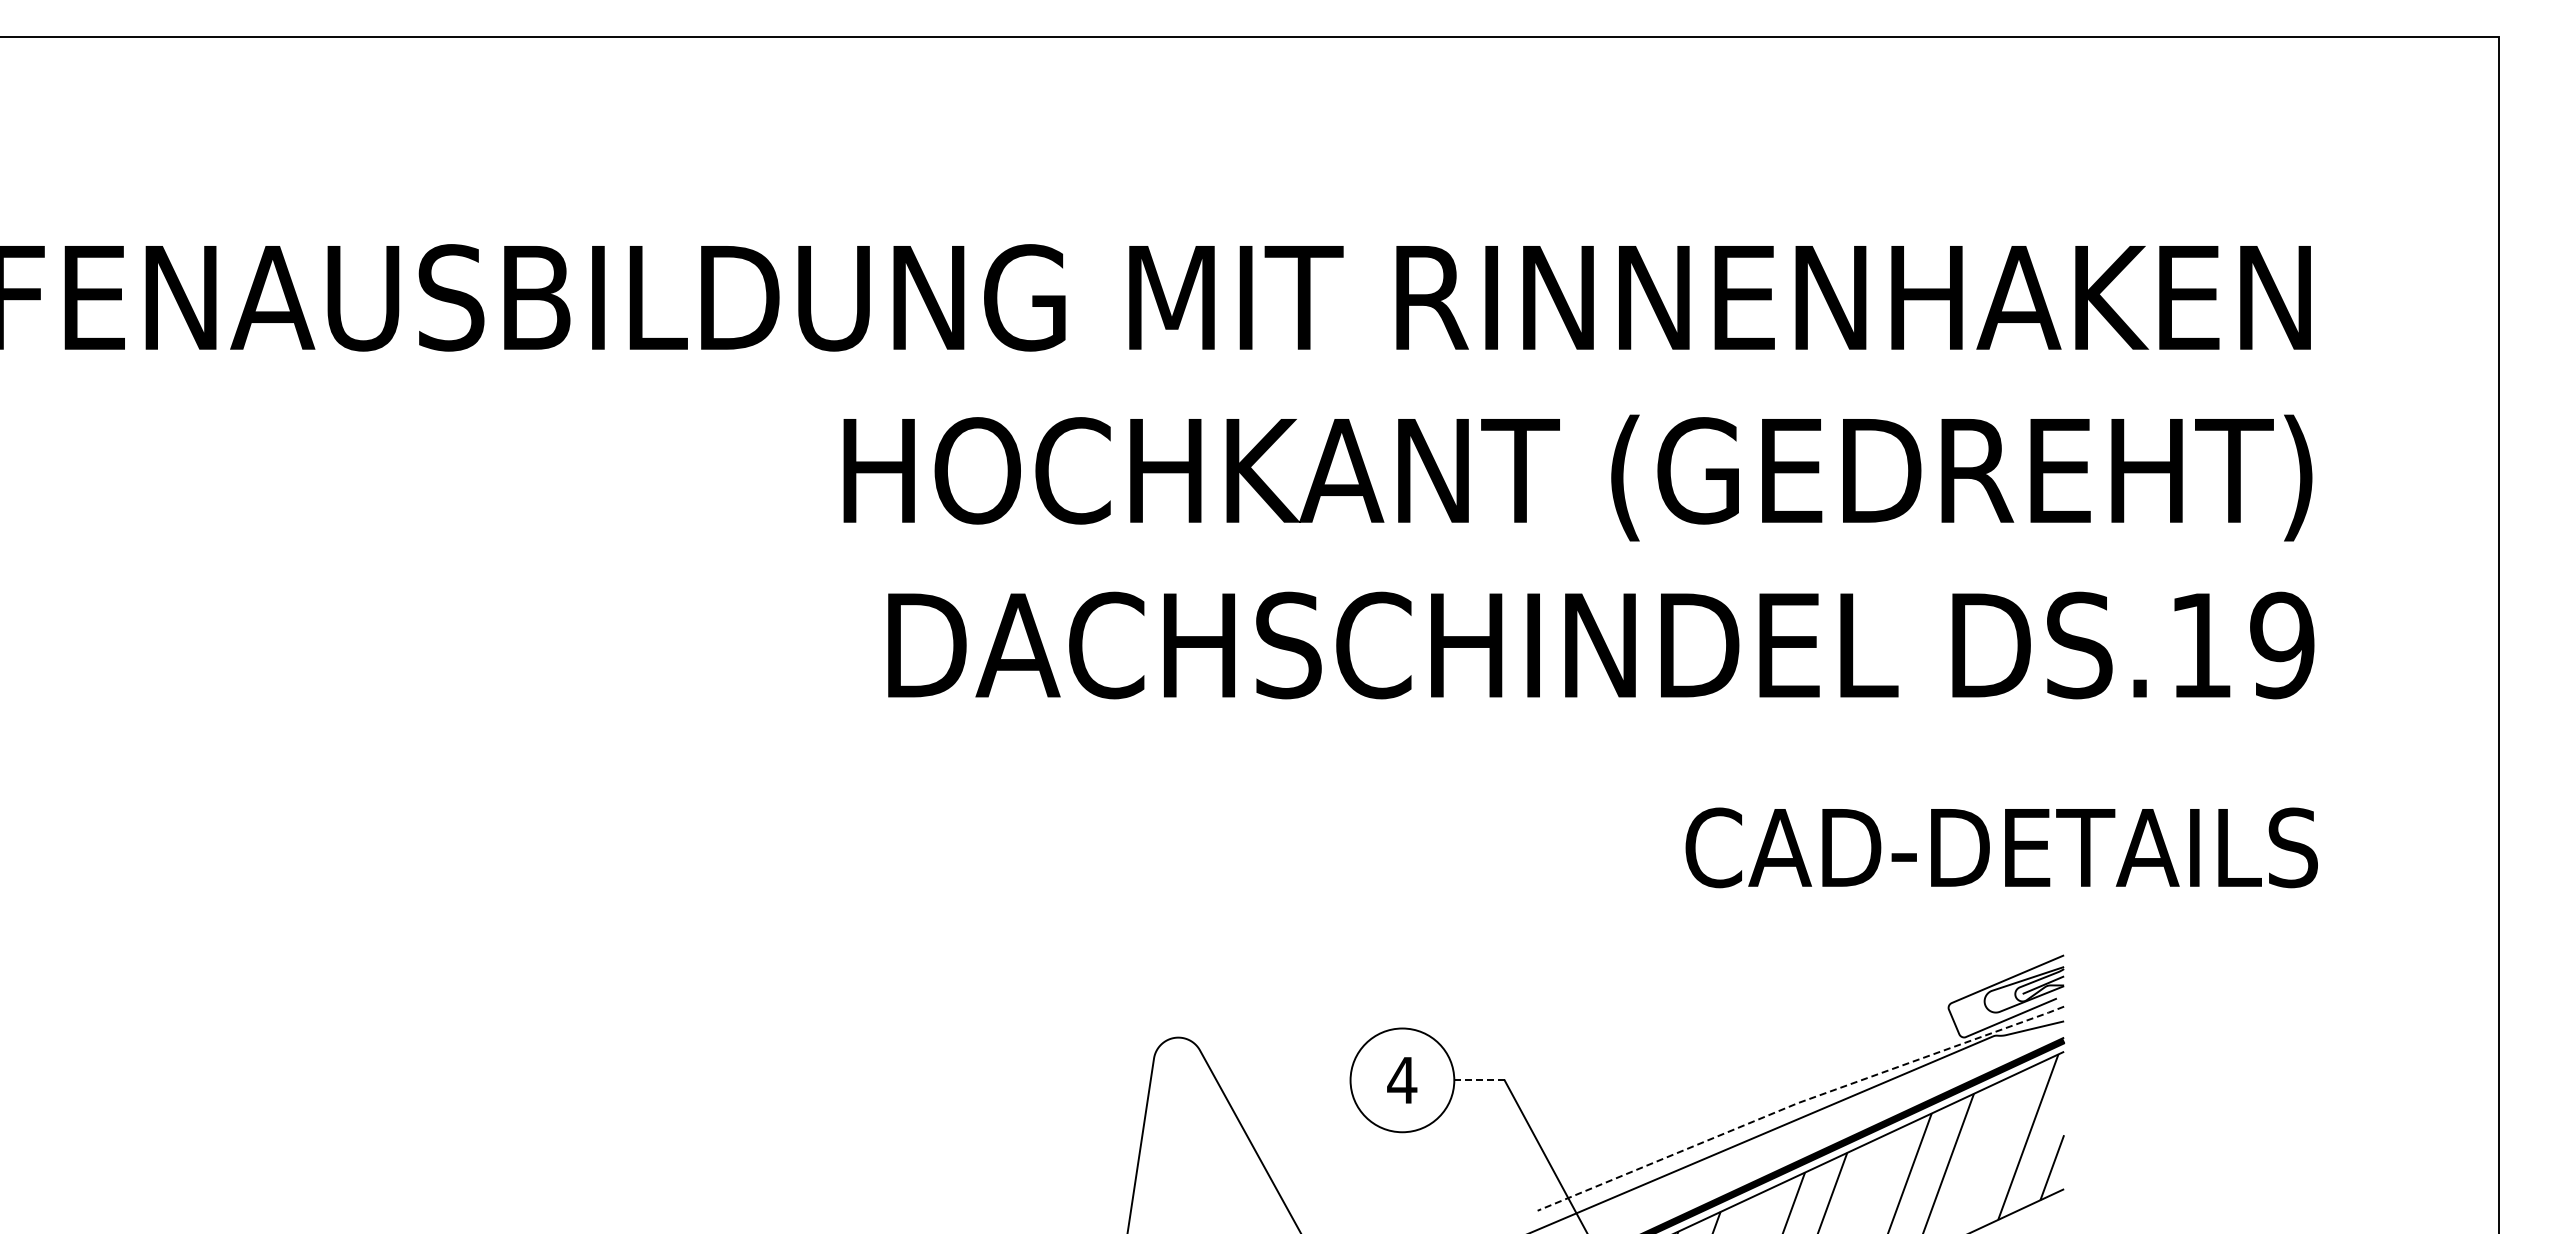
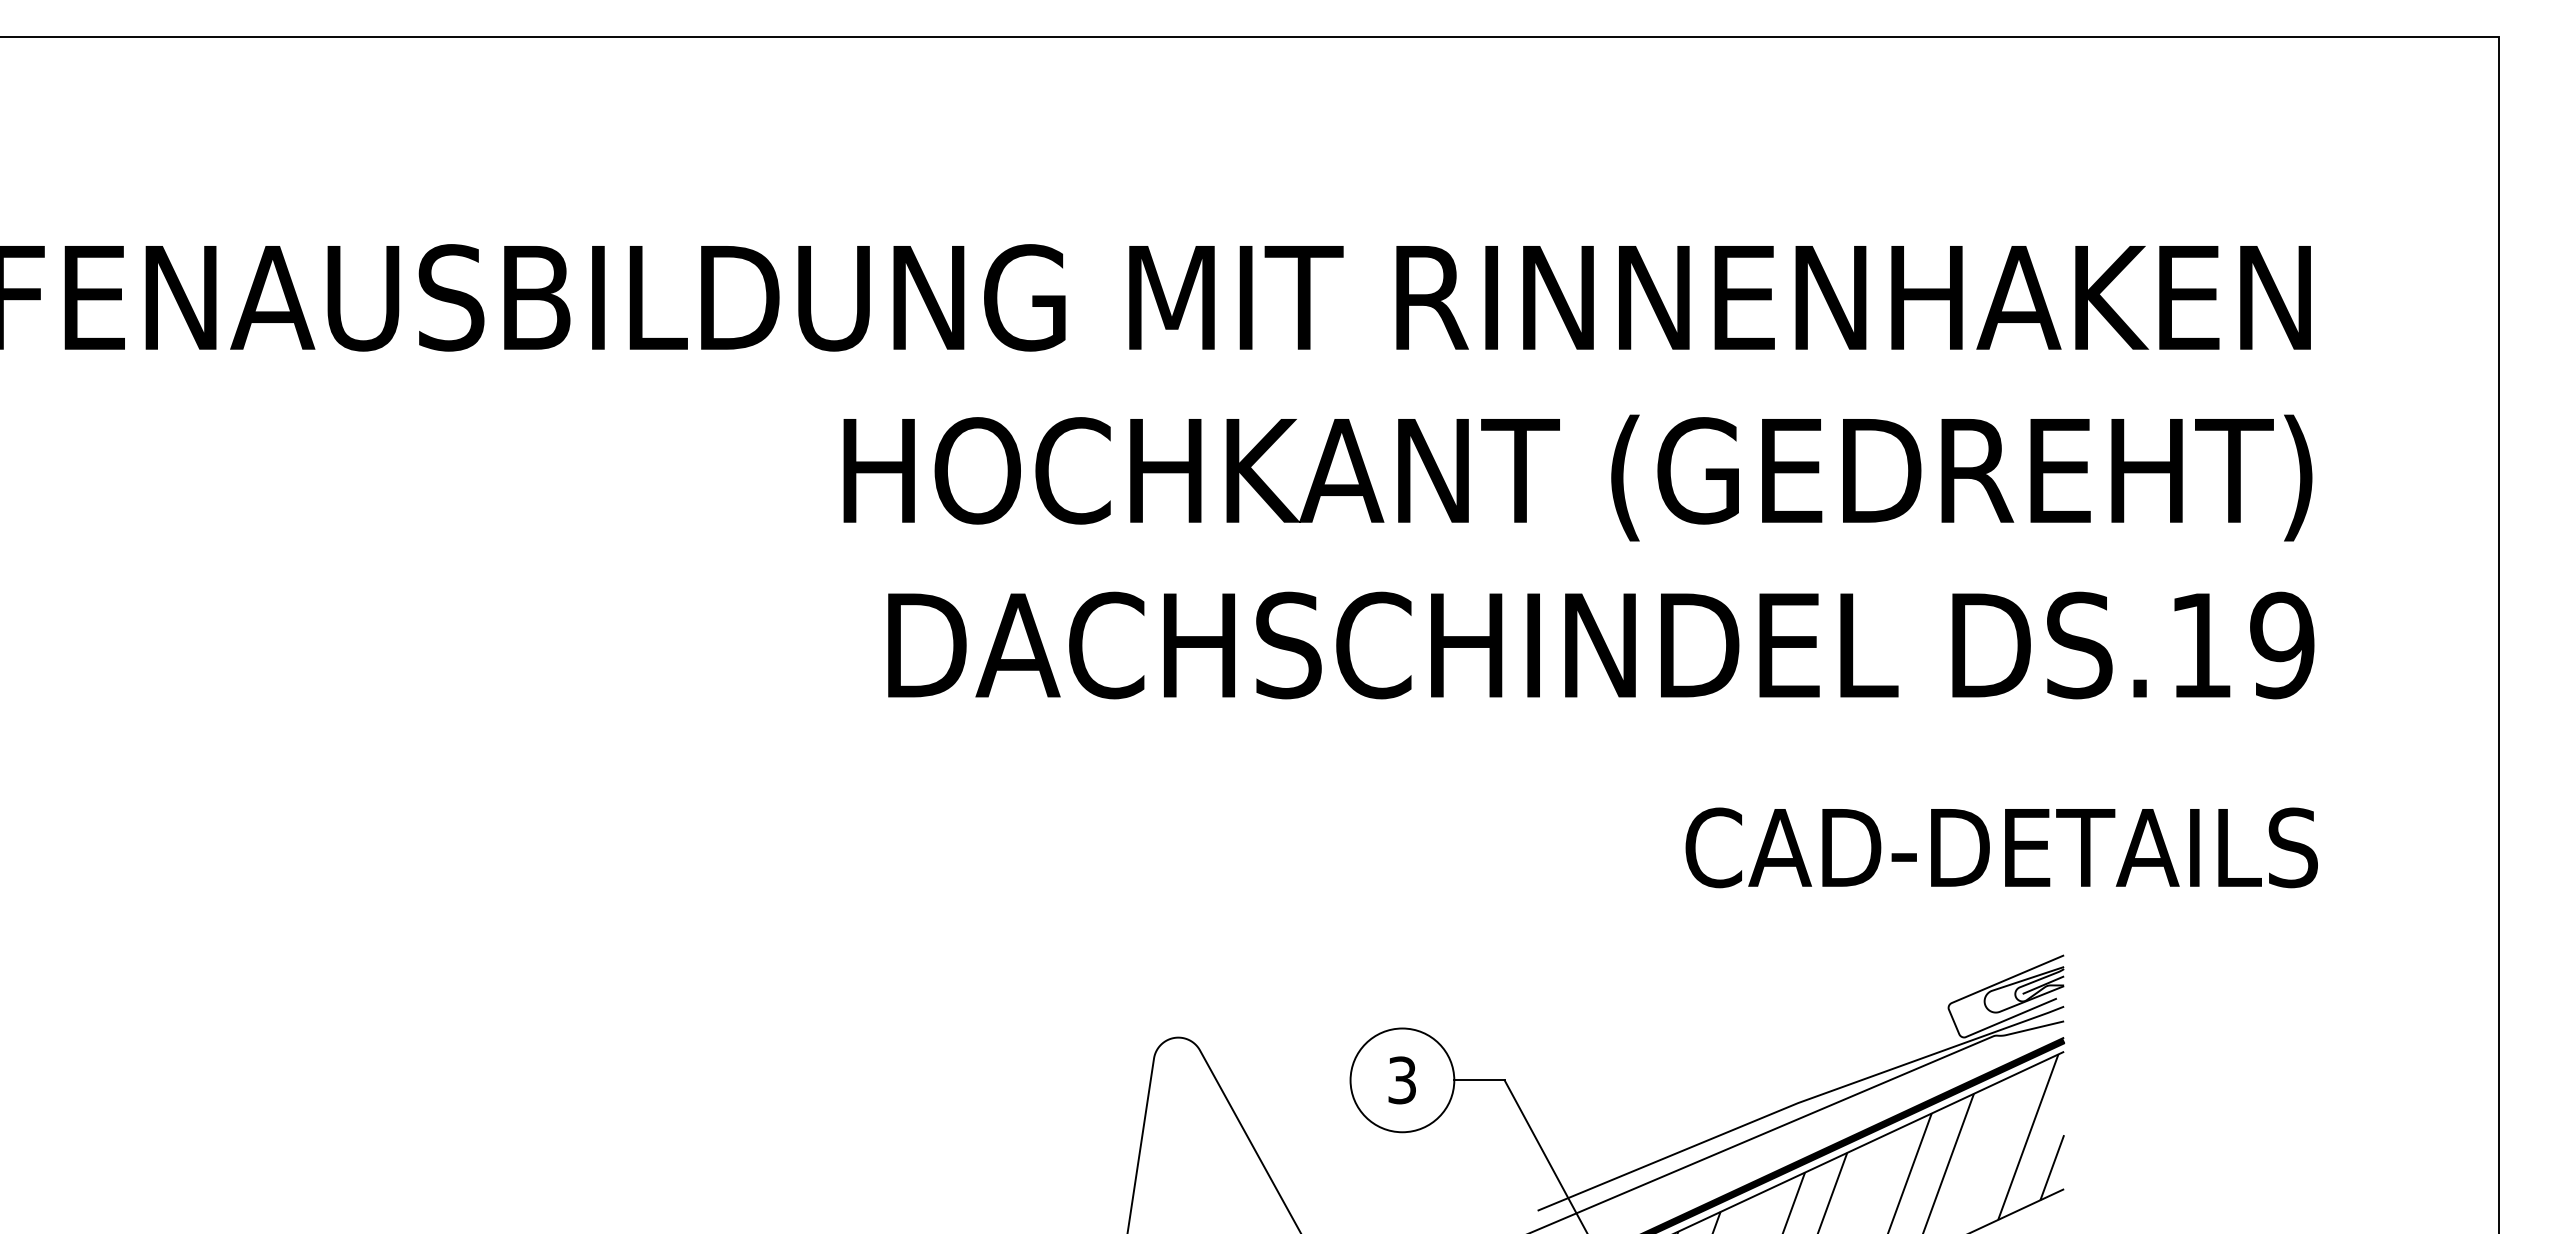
text: 4 -> 3 (1402, 1080)
line: dashed -> solid (1479, 1080)
line: dashed -> solid (1799, 1102)
